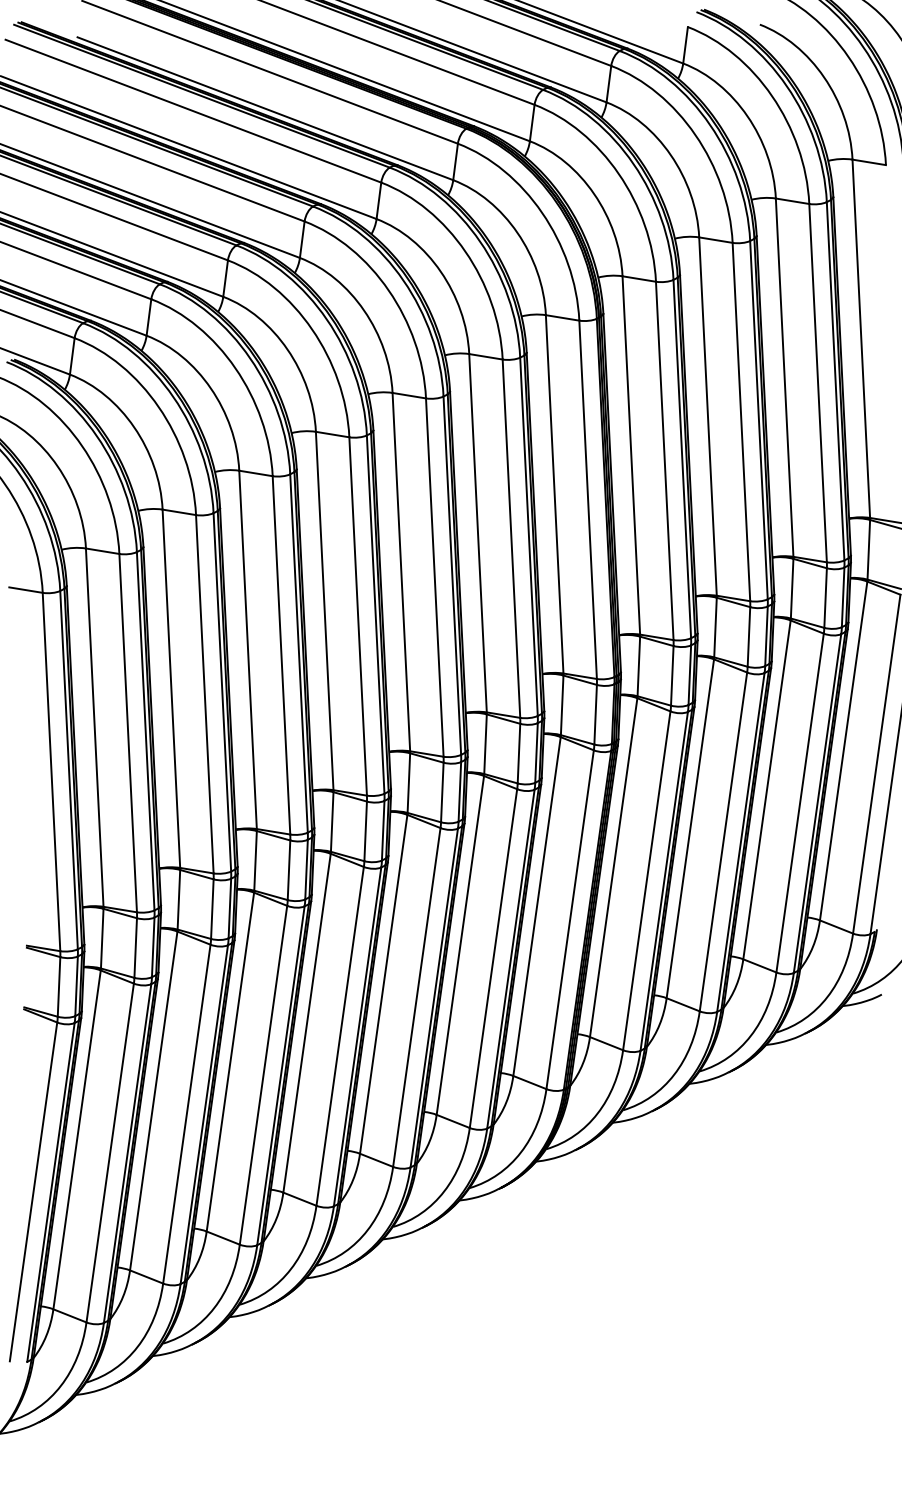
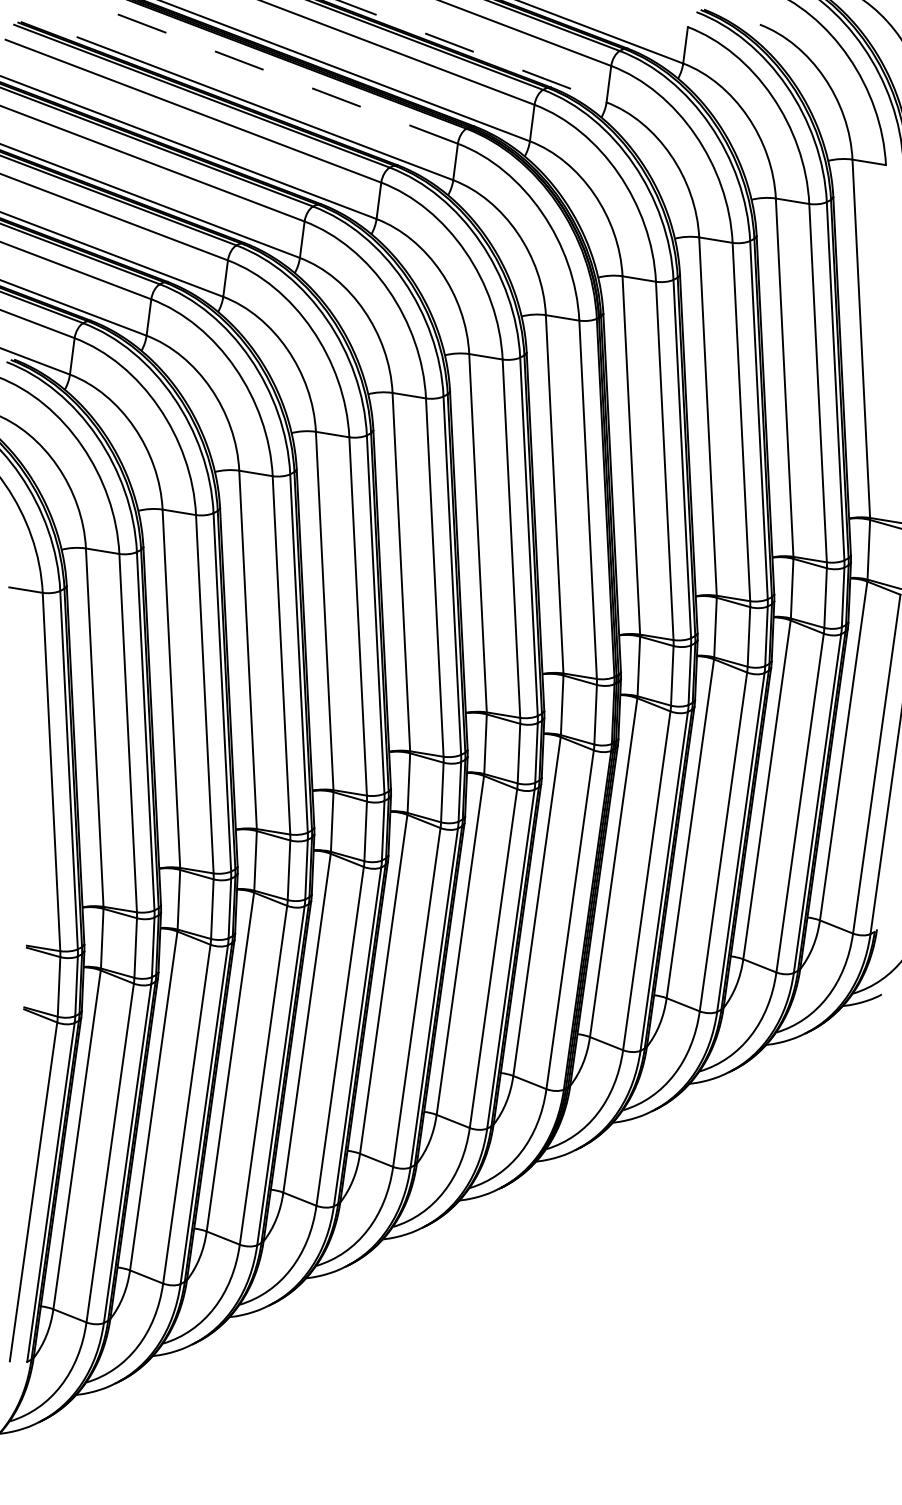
line: solid -> dashed (471, 51)
line: solid -> dashed (270, 72)
